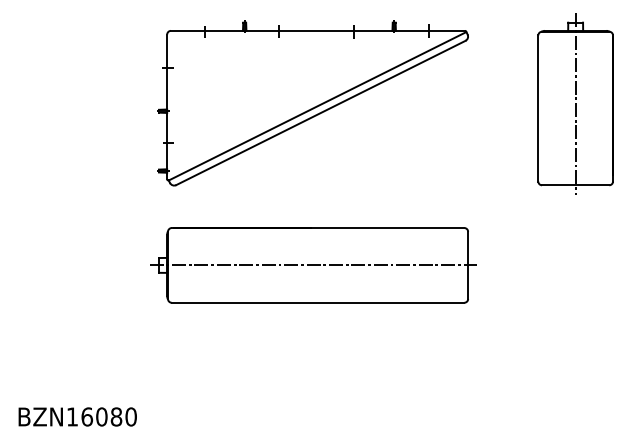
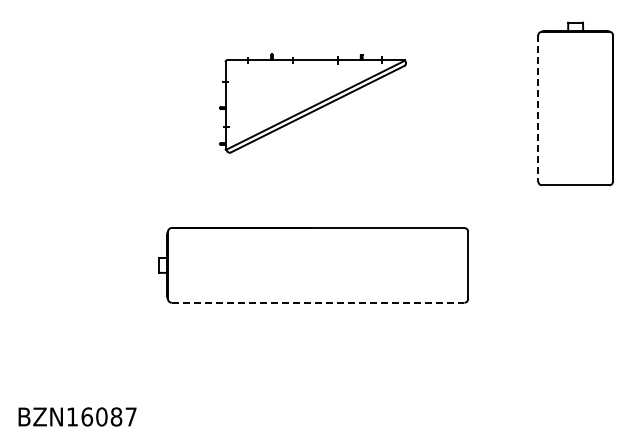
part size: 312x167 px -> 188x101 px (312, 103)
line: present -> none (575, 103)
line: solid -> dashed (538, 109)
line: present -> none (313, 265)
line: solid -> dashed (318, 302)
text: BZN16080 -> BZN16087 (130, 416)
